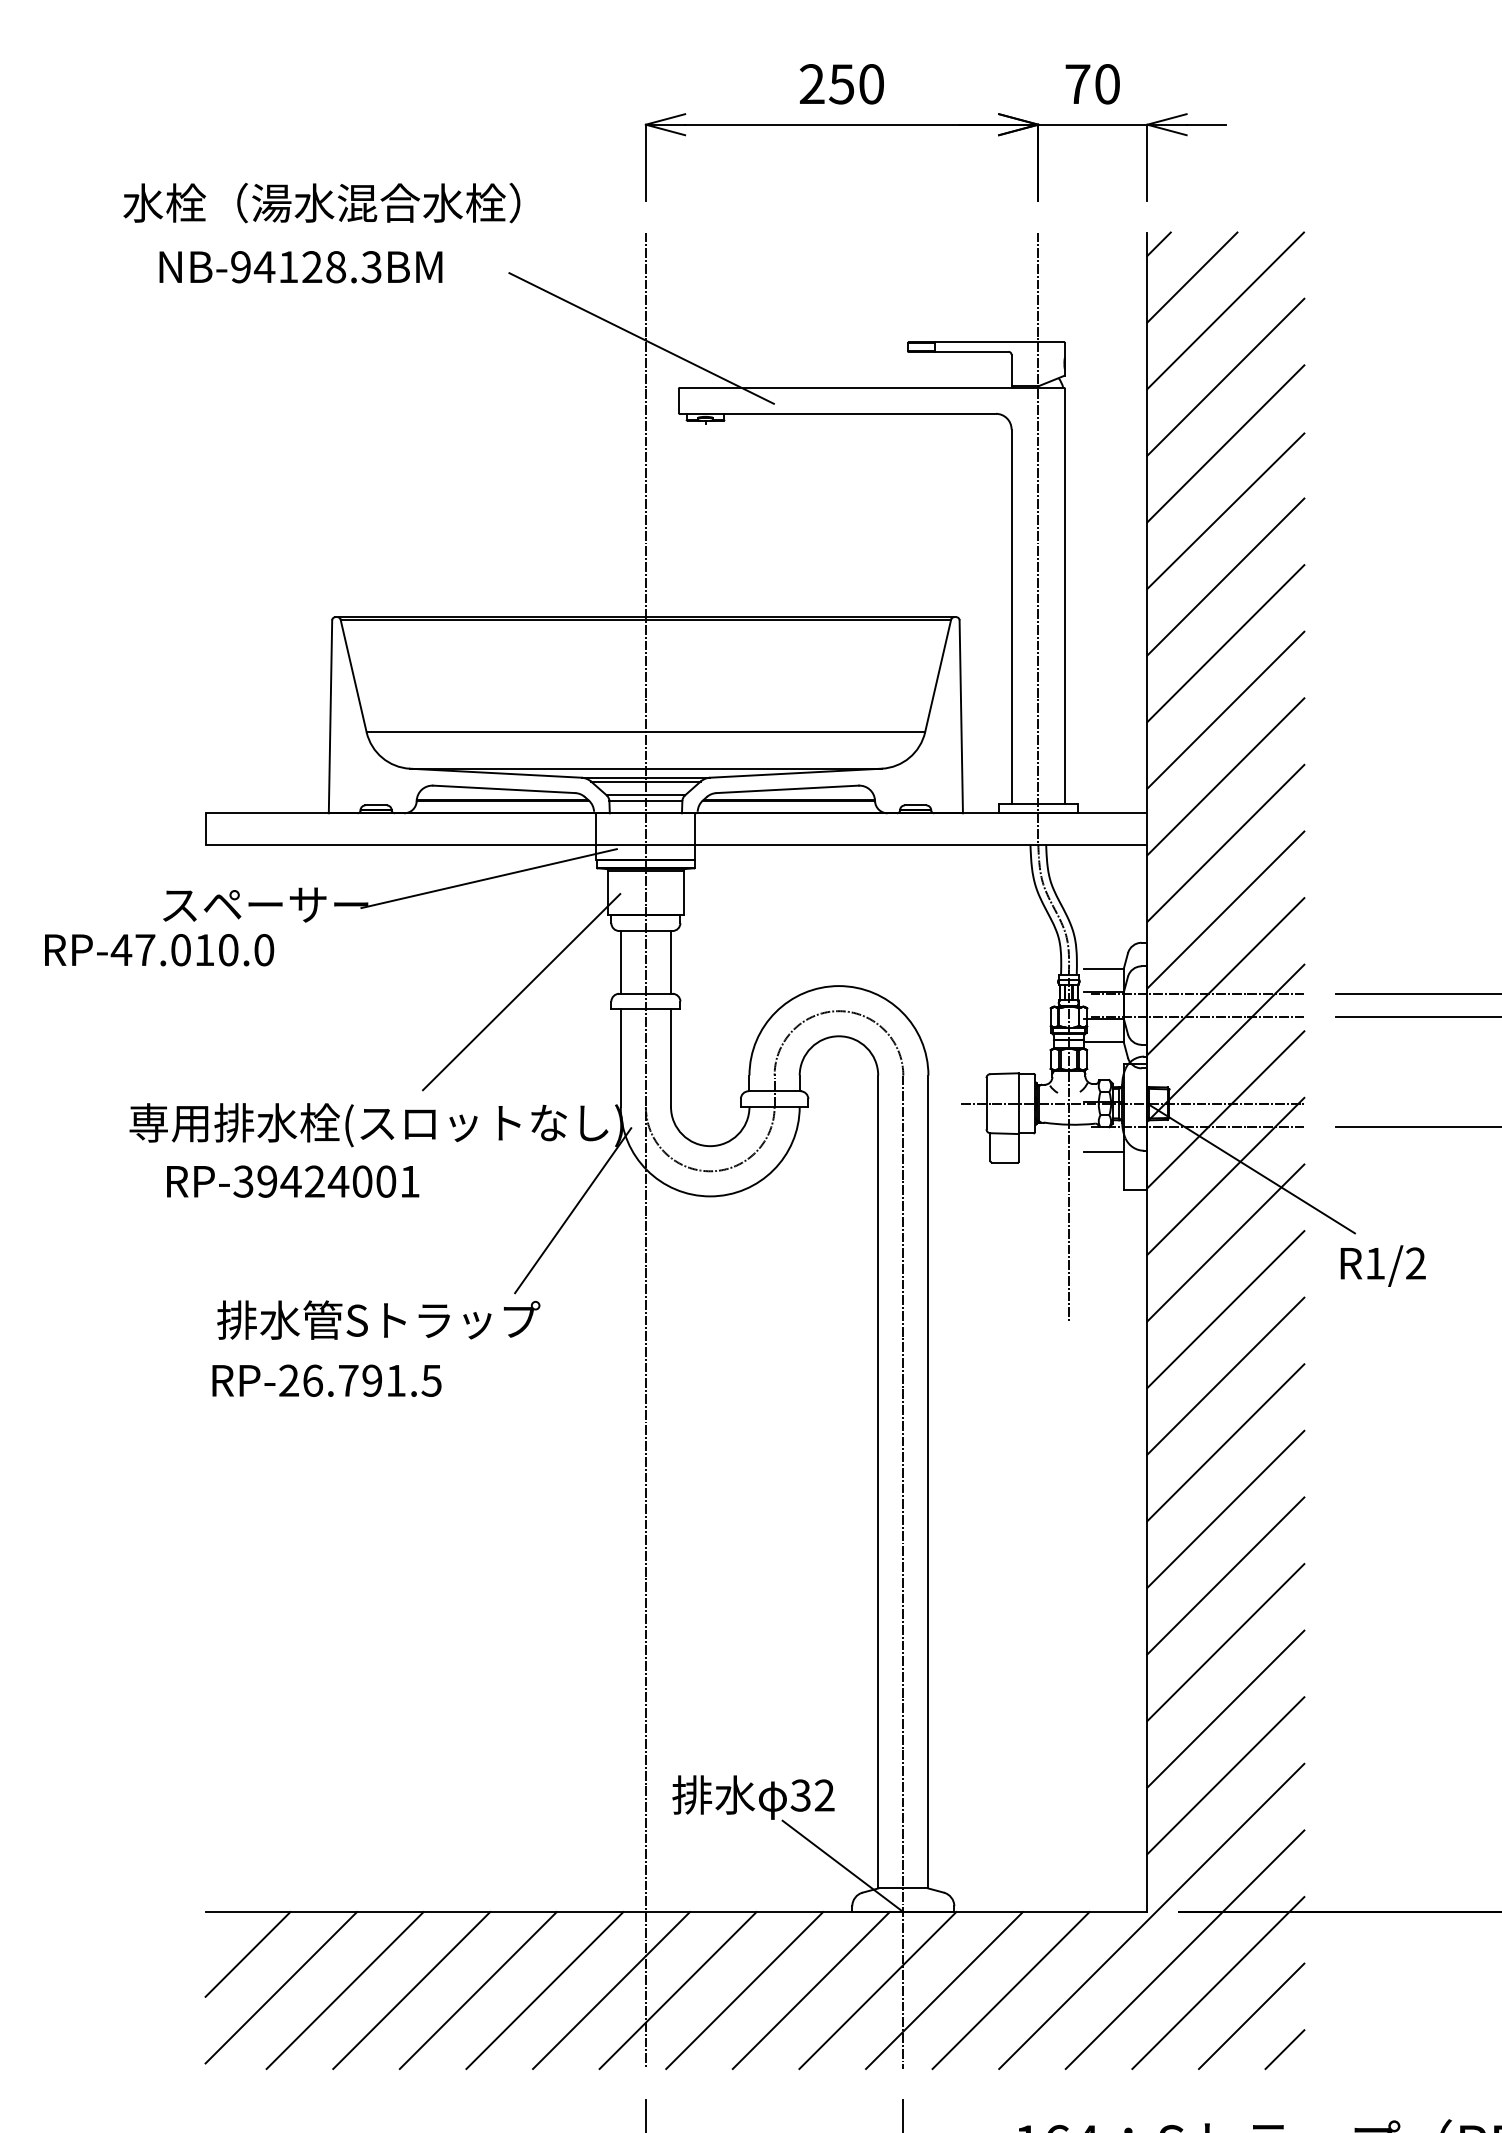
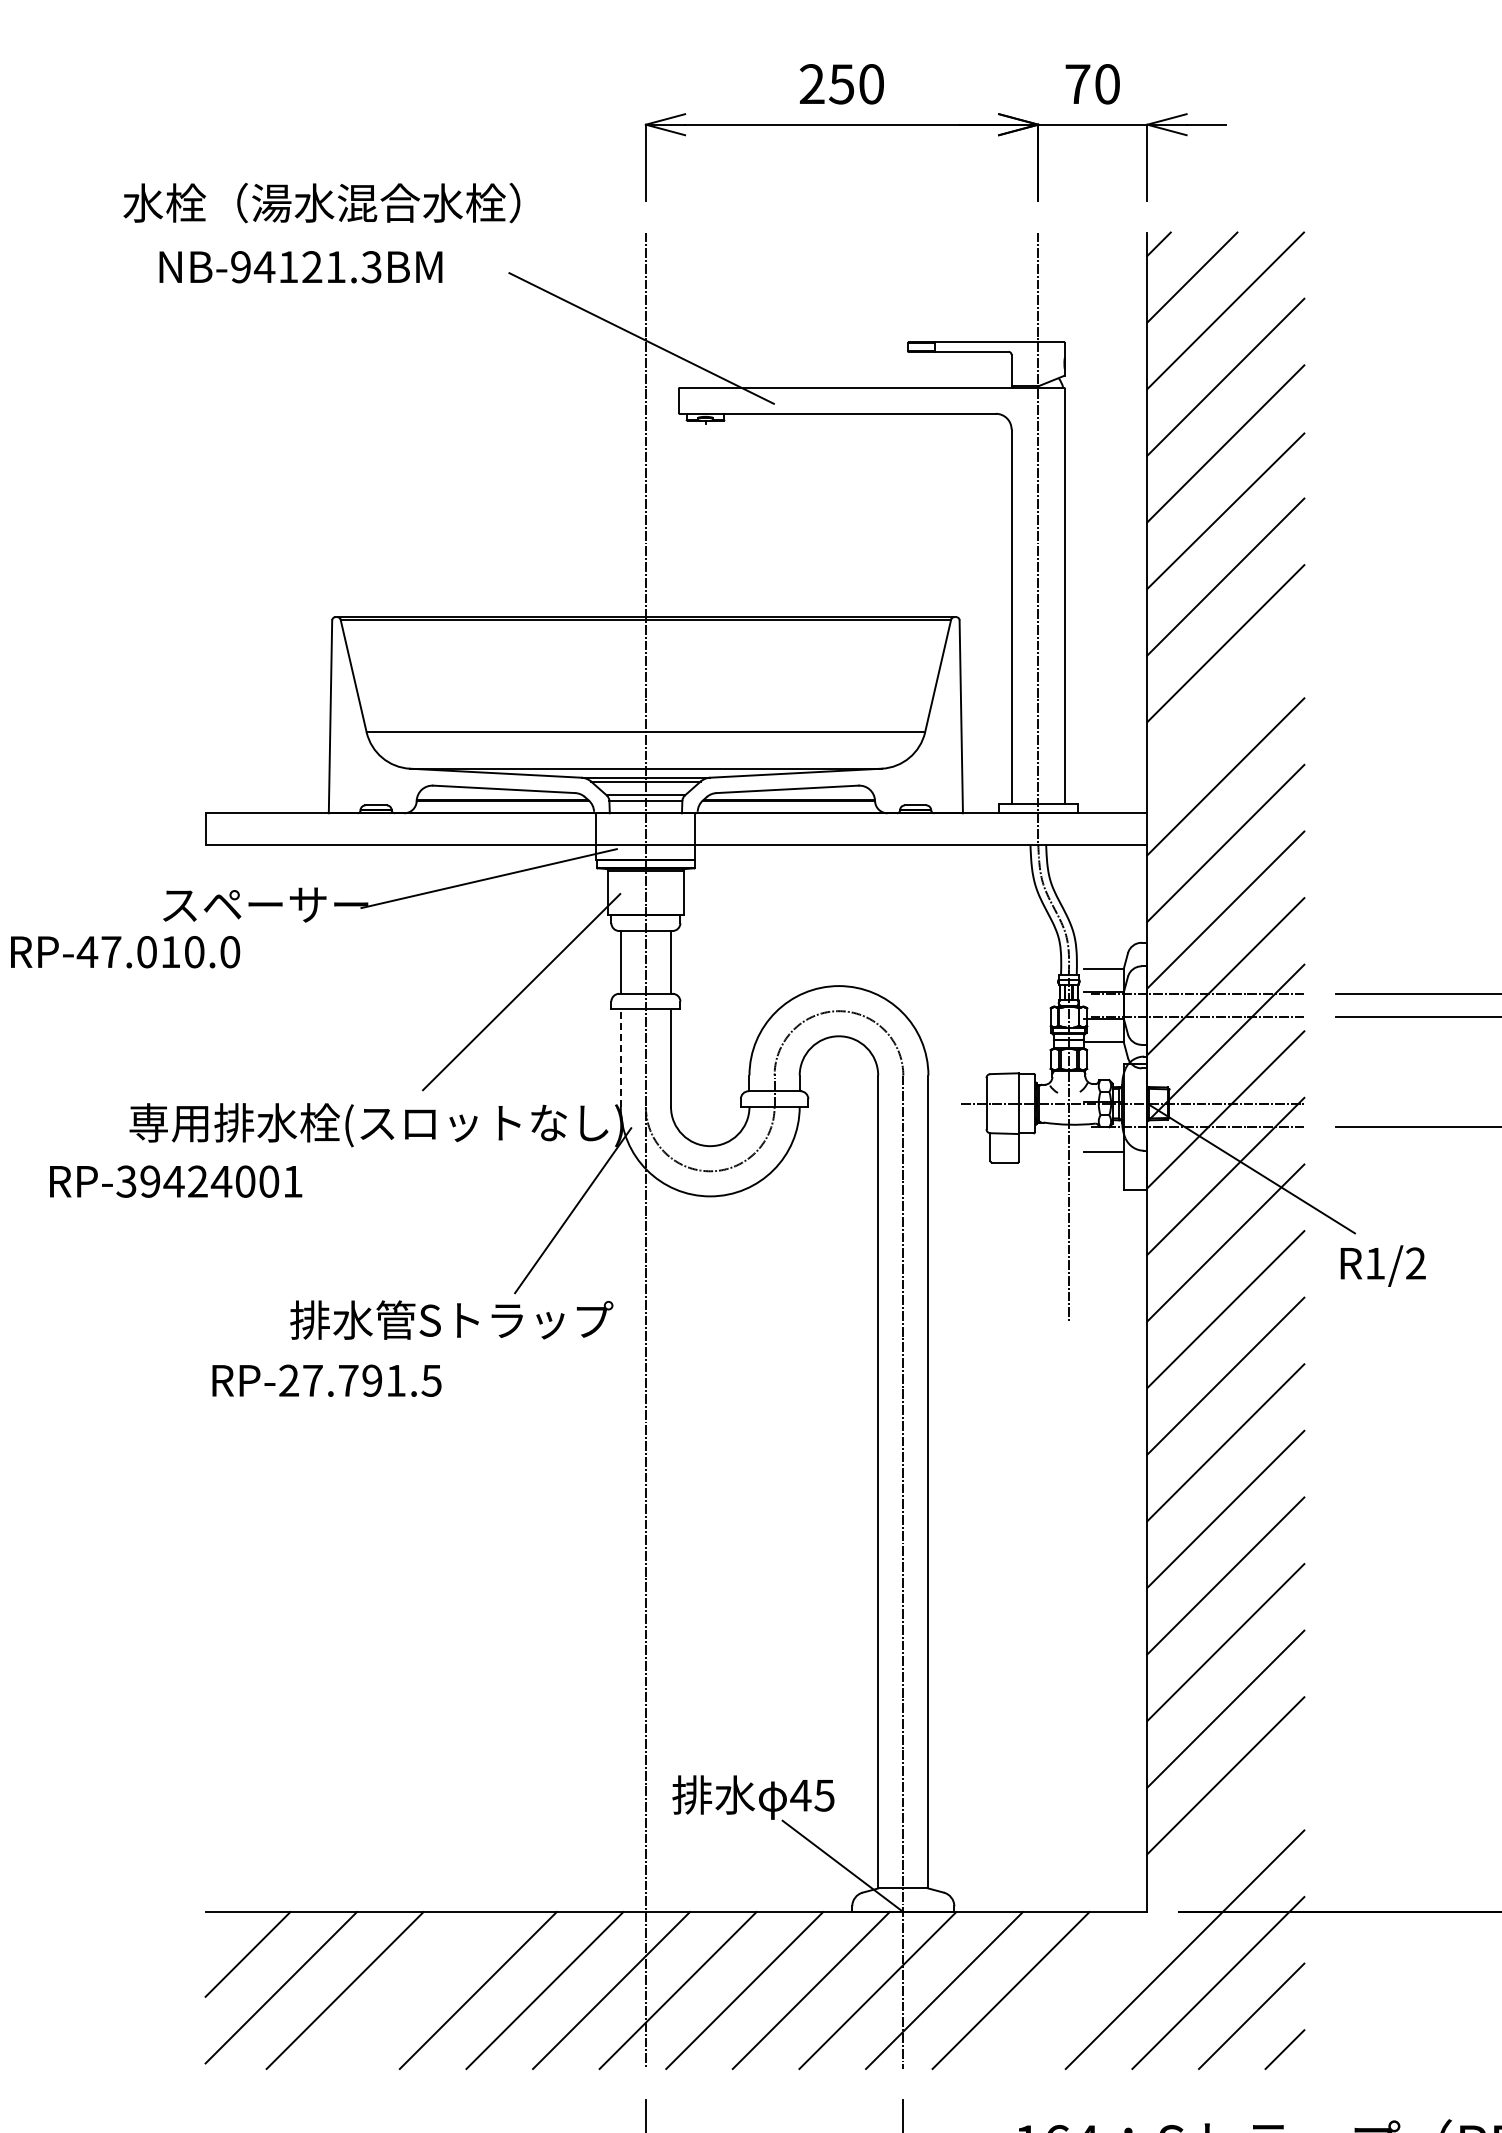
text: NB-94128.3BM -> NB-94121.3BM (336, 267)
line: present -> none (1225, 709)
text position: (159, 950) -> (125, 952) (125, 952)
line: solid -> dashed (620, 1058)
text position: (293, 1181) -> (176, 1181) (176, 1181)
text position: (378, 1319) -> (451, 1319) (451, 1319)
text: RP-26.791.5 -> RP-27.791.5 (312, 1380)
text: 32 -> 45 (812, 1795)
line: present -> none (1151, 1916)
line: present -> none (411, 1990)
